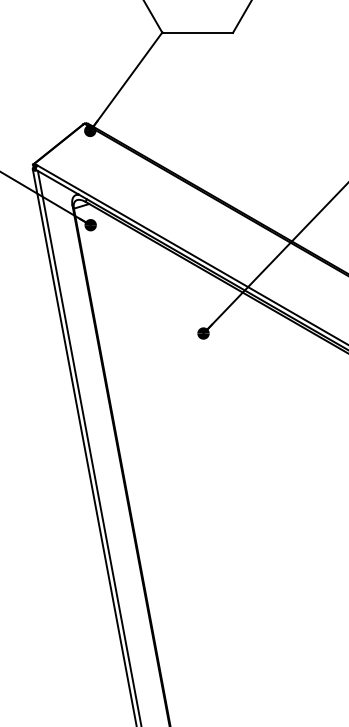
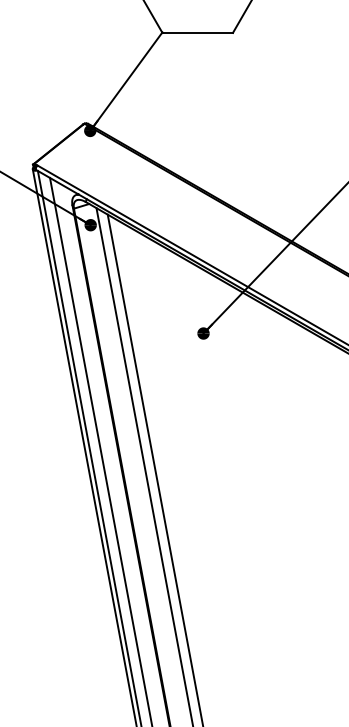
line: none -> present (100, 450)
line: none -> present (144, 465)
line: none -> present (154, 468)
